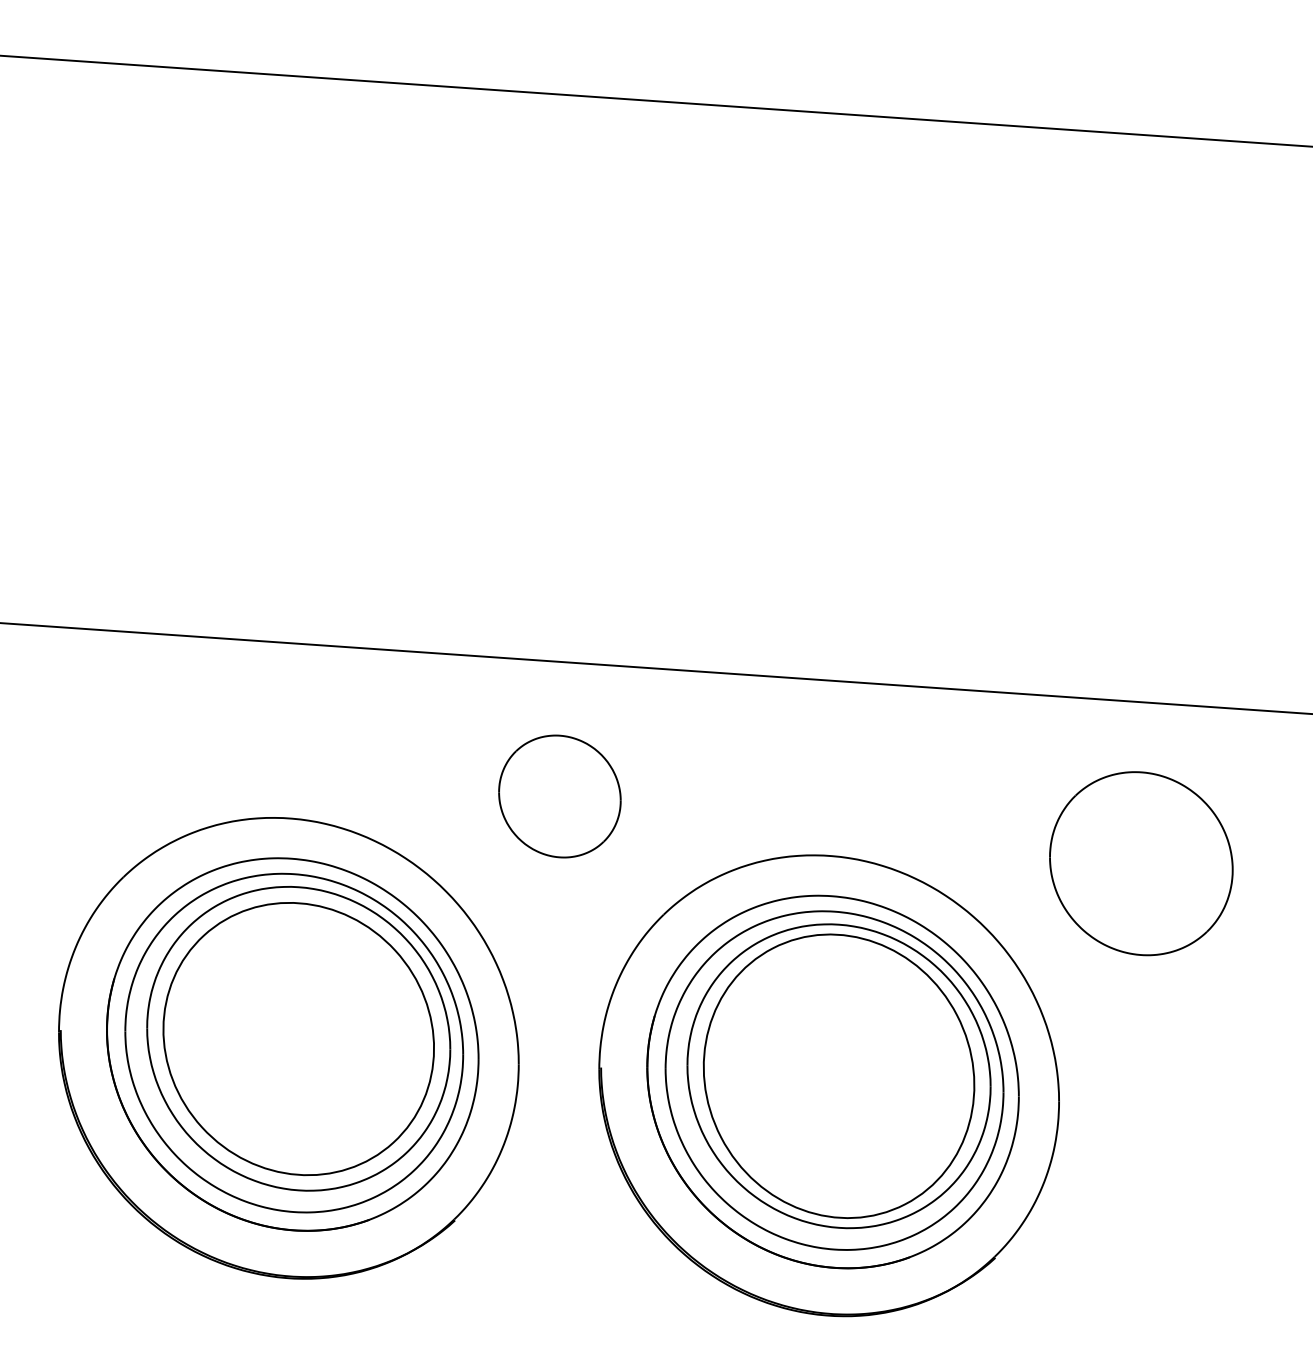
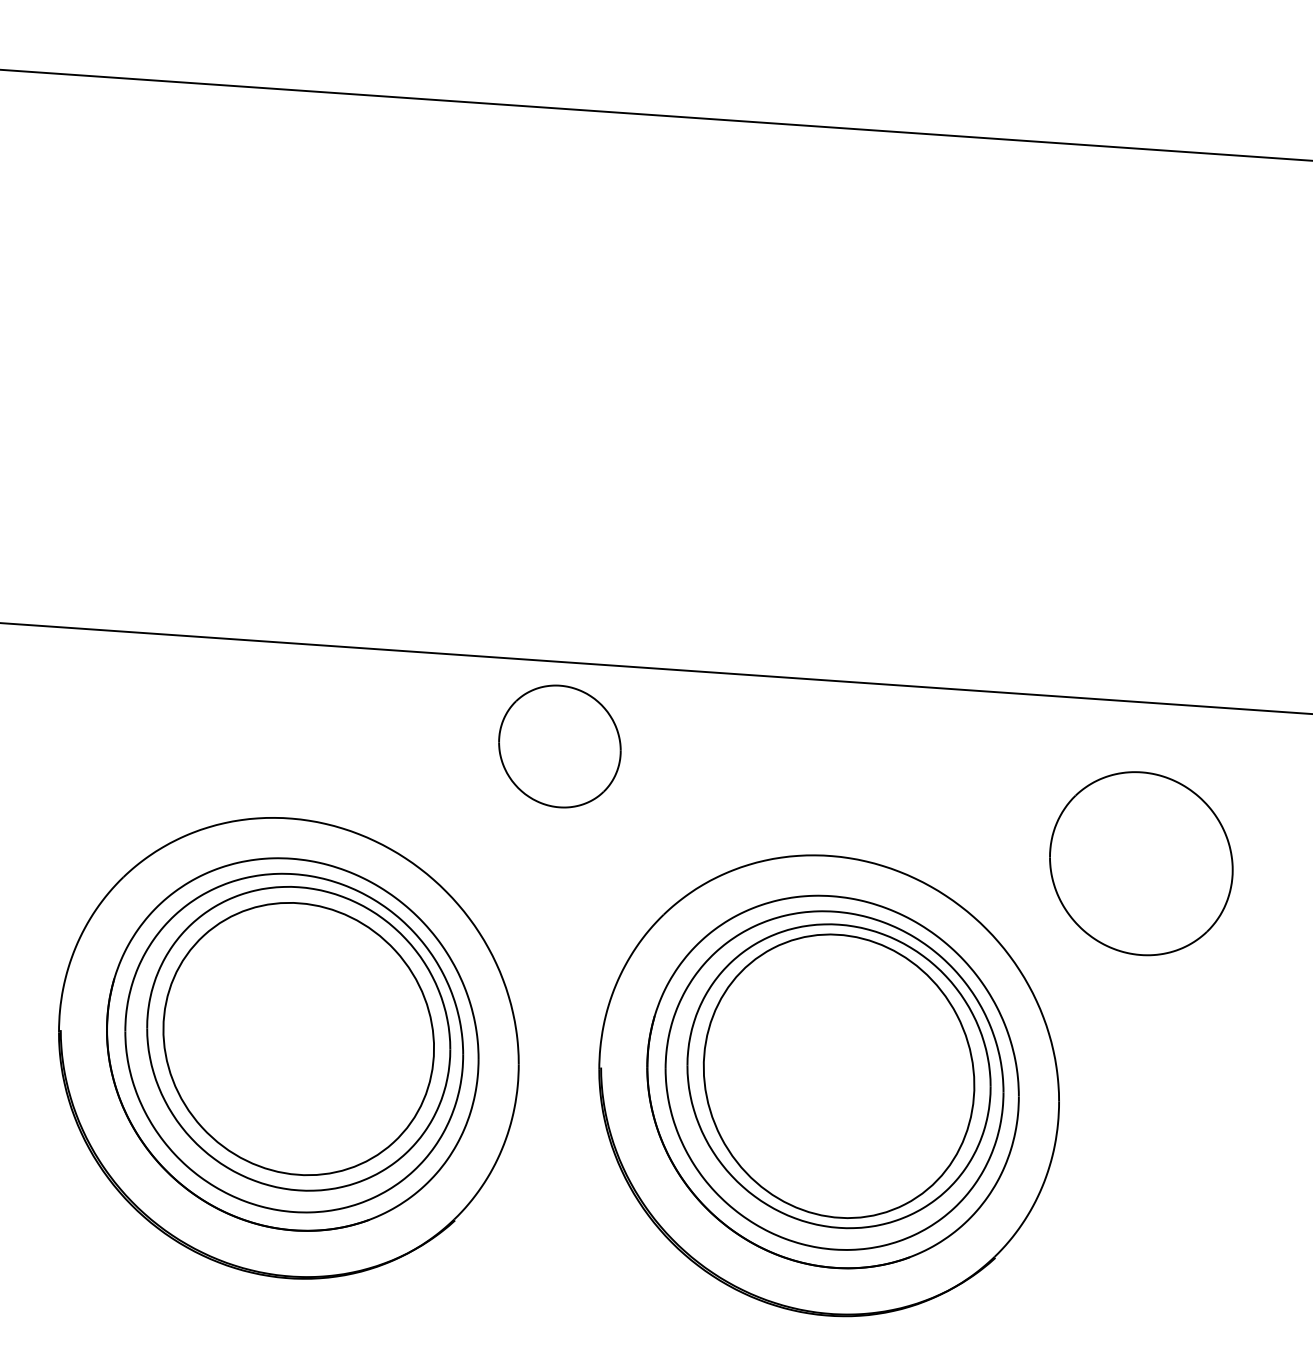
line position: (655, 100) -> (655, 114) (655, 114)
part position: (559, 796) -> (559, 746) (559, 746)
